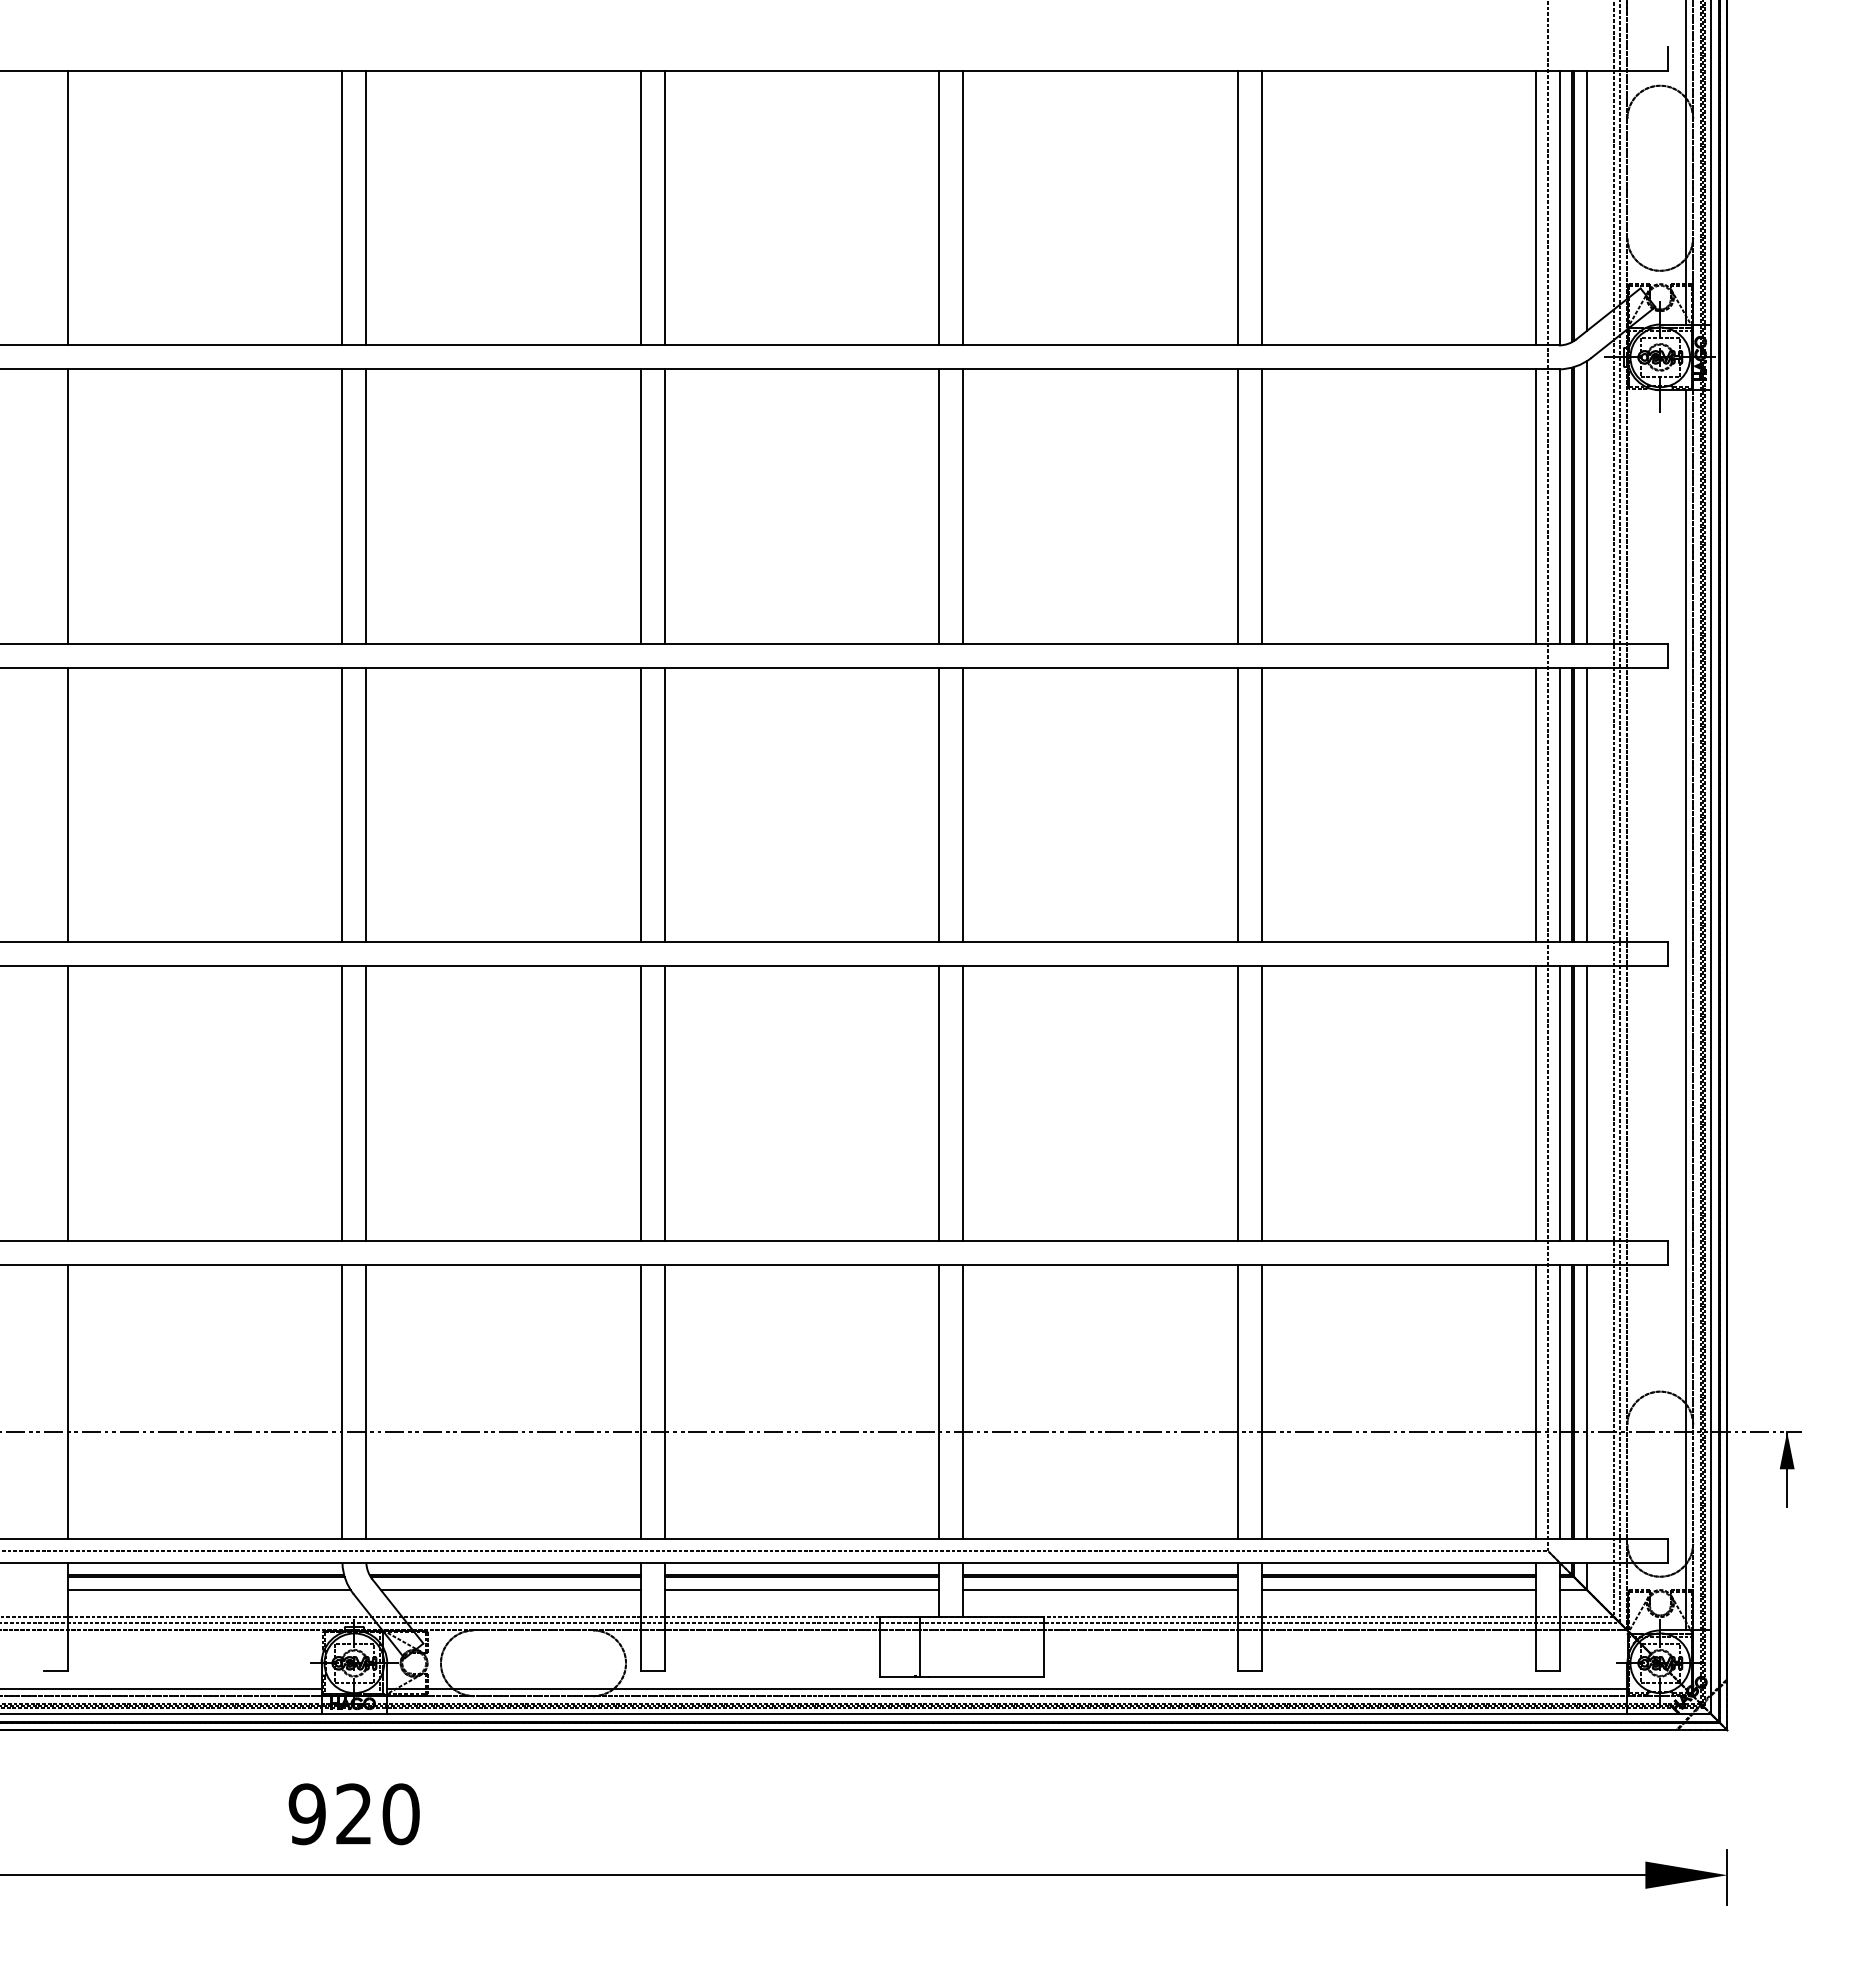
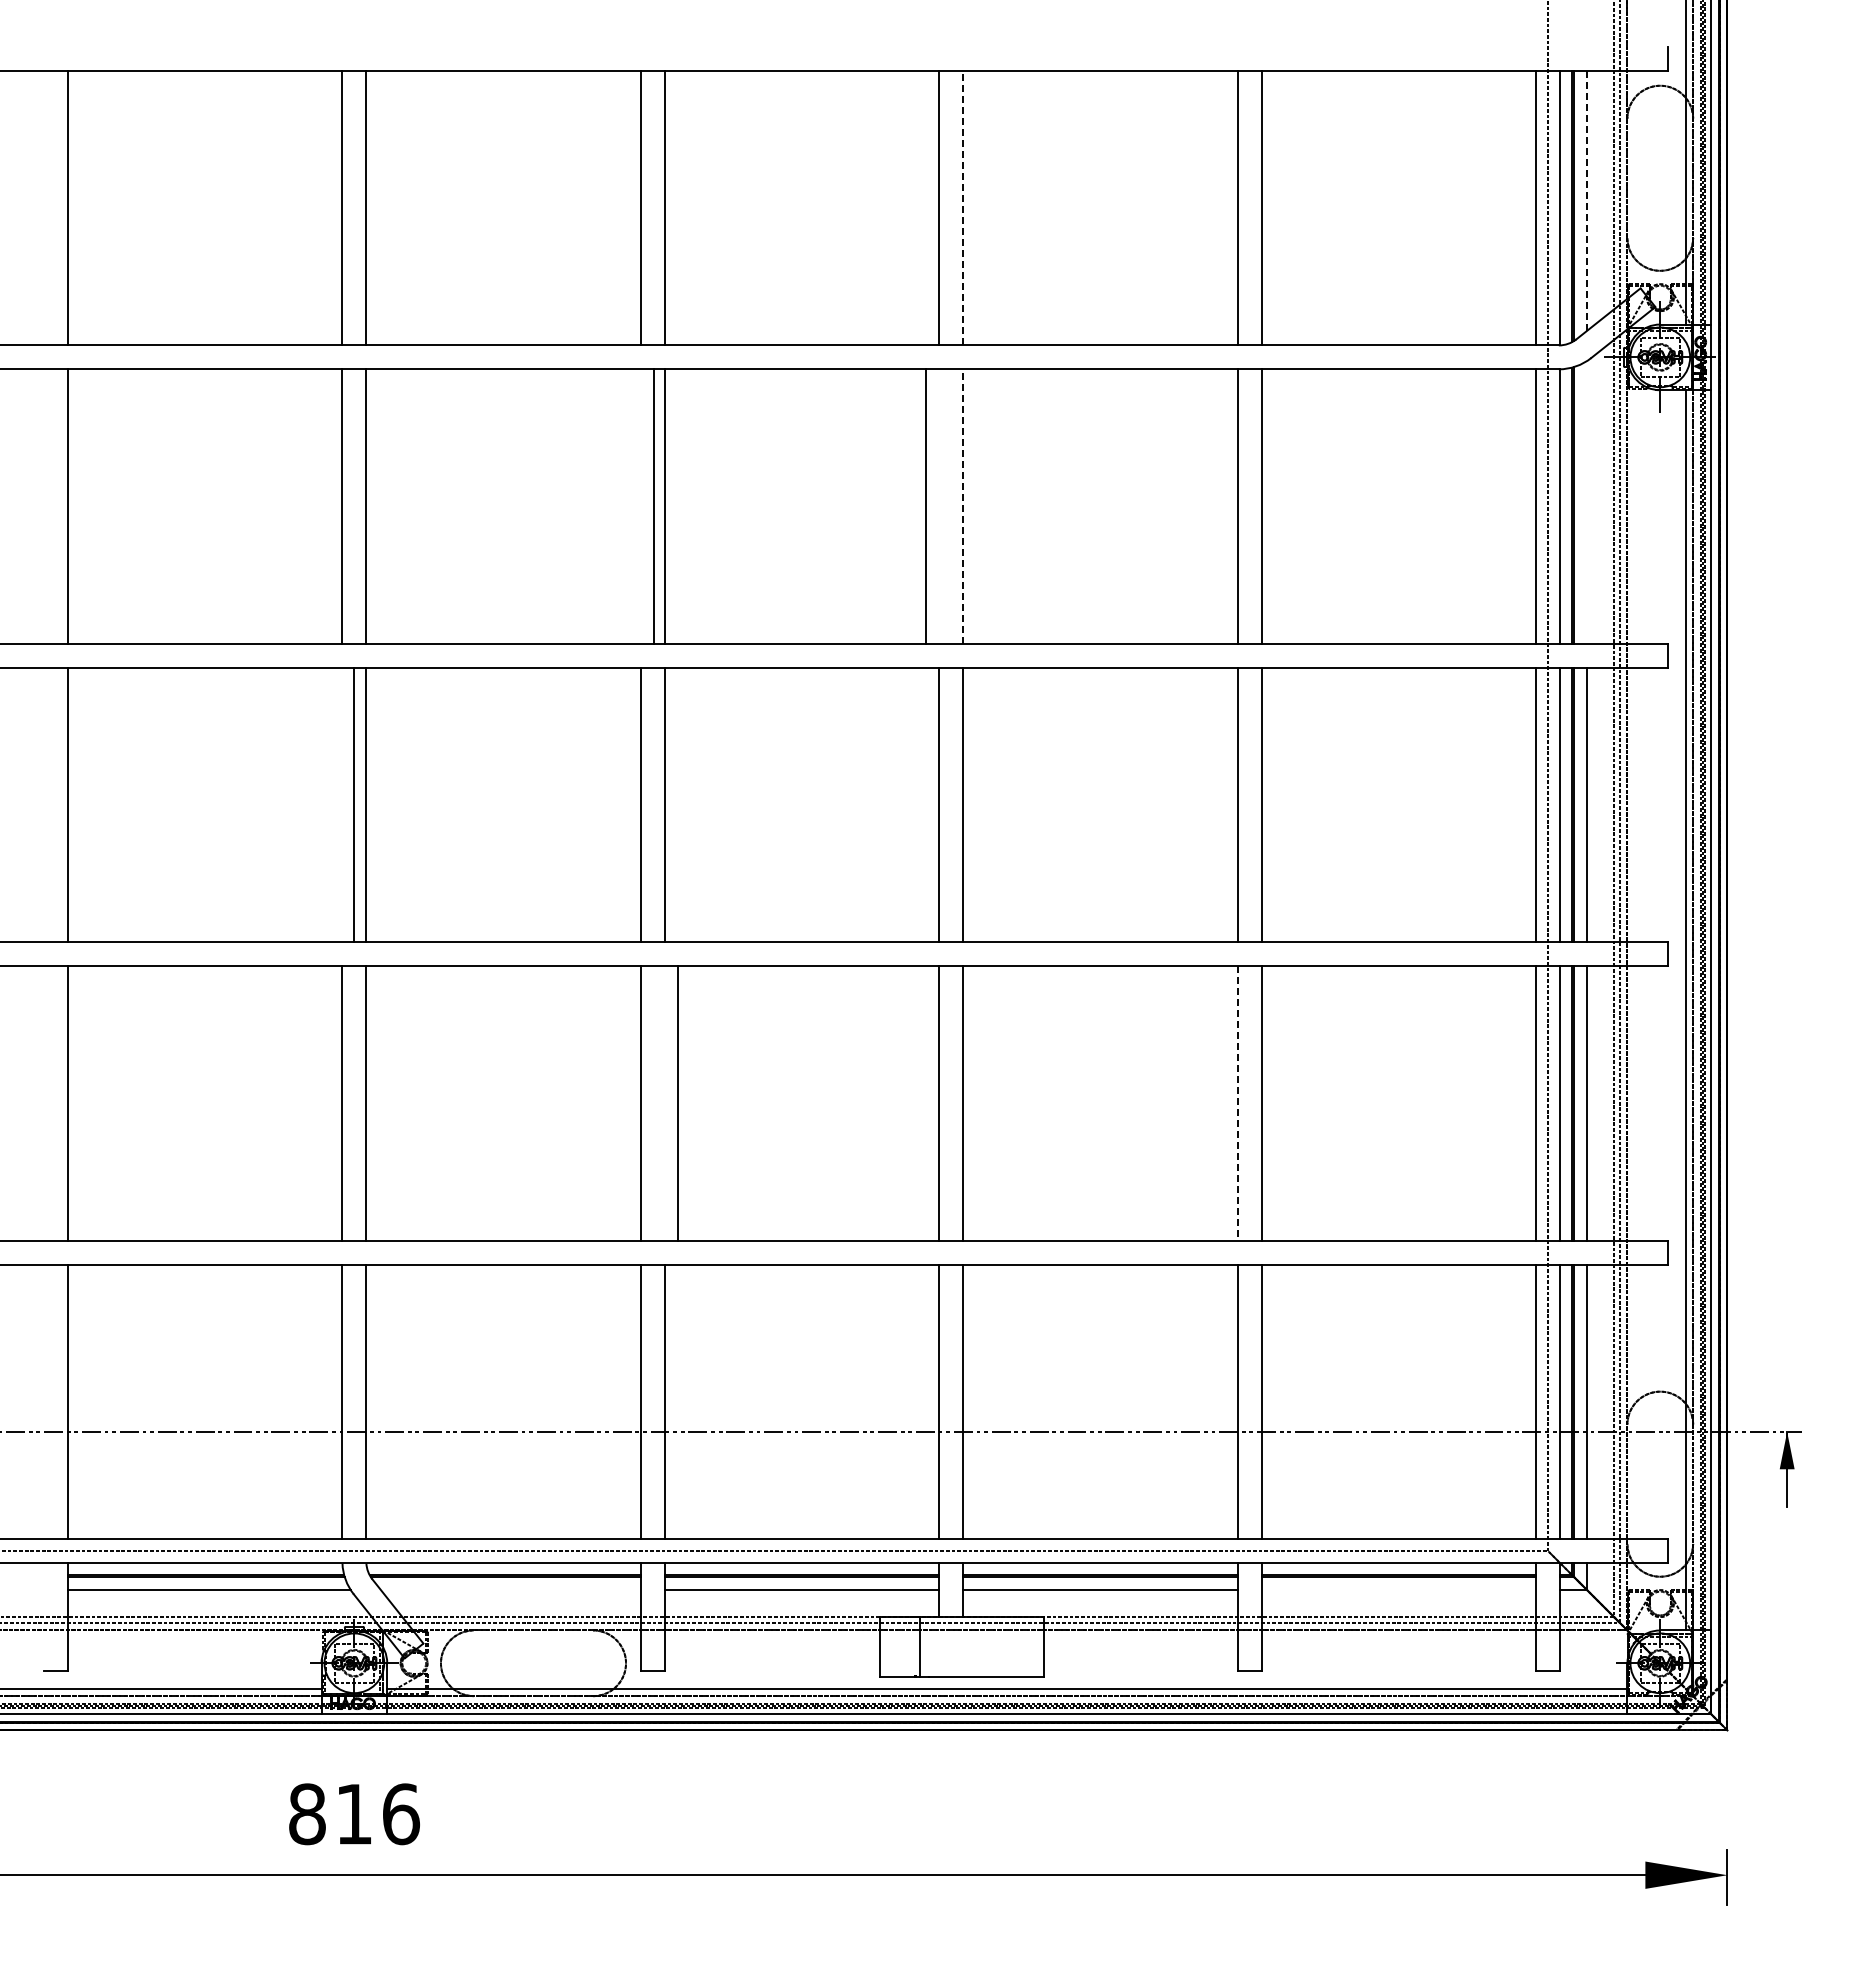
line: solid -> dashed (1587, 200)
line: solid -> dashed (963, 207)
line: present -> none (1587, 501)
line position: (640, 506) -> (653, 506) (653, 506)
line position: (939, 506) -> (926, 506) (926, 506)
line: solid -> dashed (963, 506)
line position: (342, 804) -> (354, 804) (354, 804)
line position: (664, 1103) -> (677, 1103) (677, 1103)
line: solid -> dashed (1237, 1104)
line: present -> none (510, 1590)
line: present -> none (1398, 1590)
text: 920 -> 816 (353, 1814)
